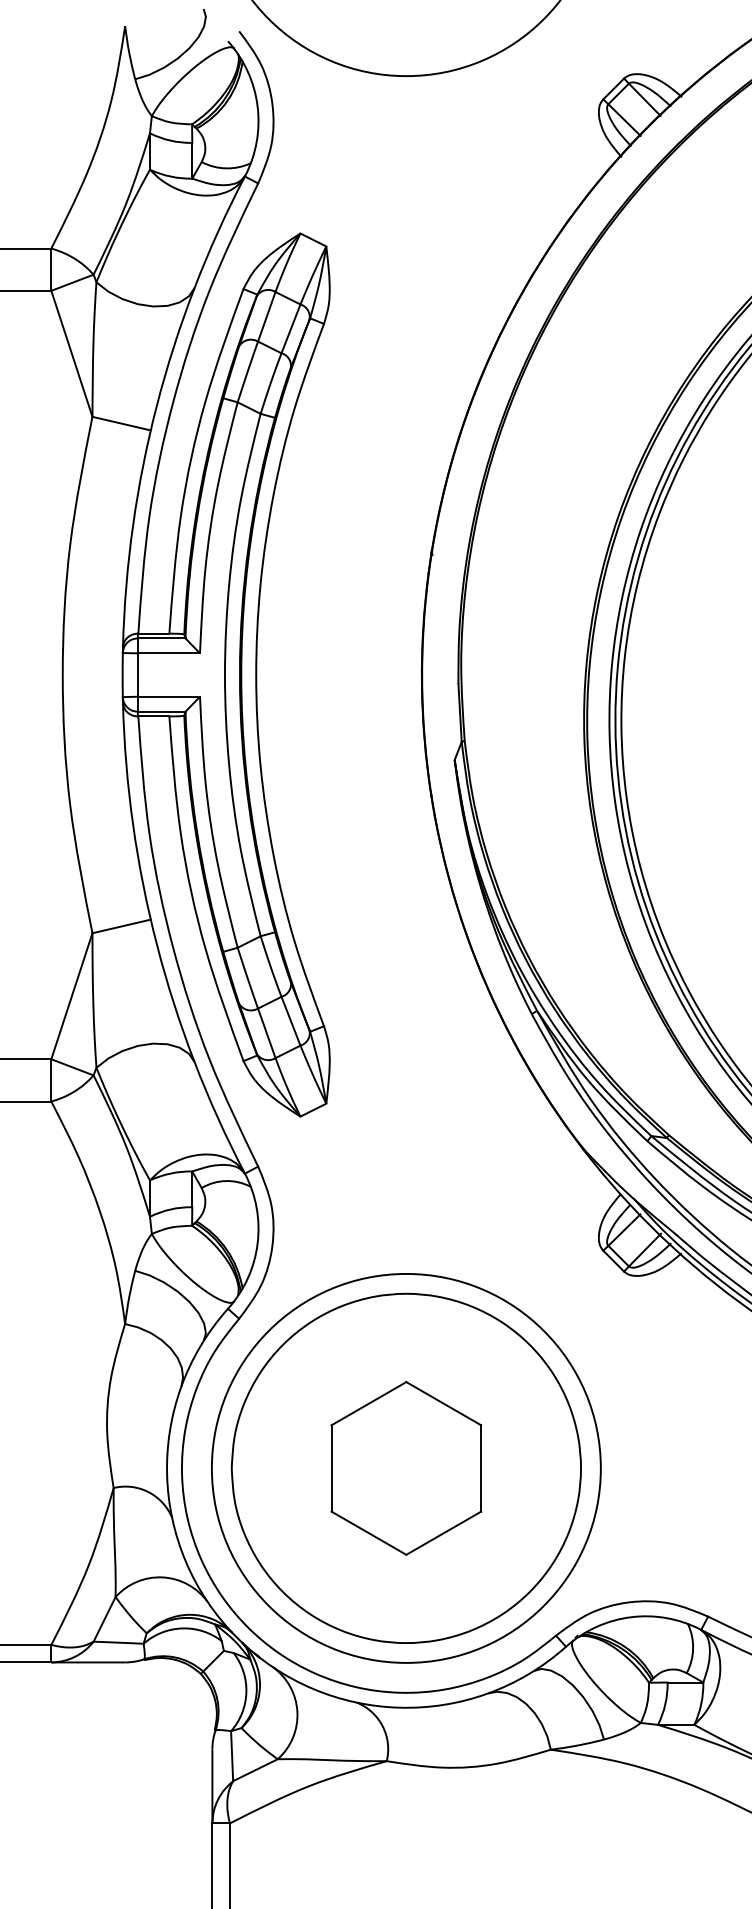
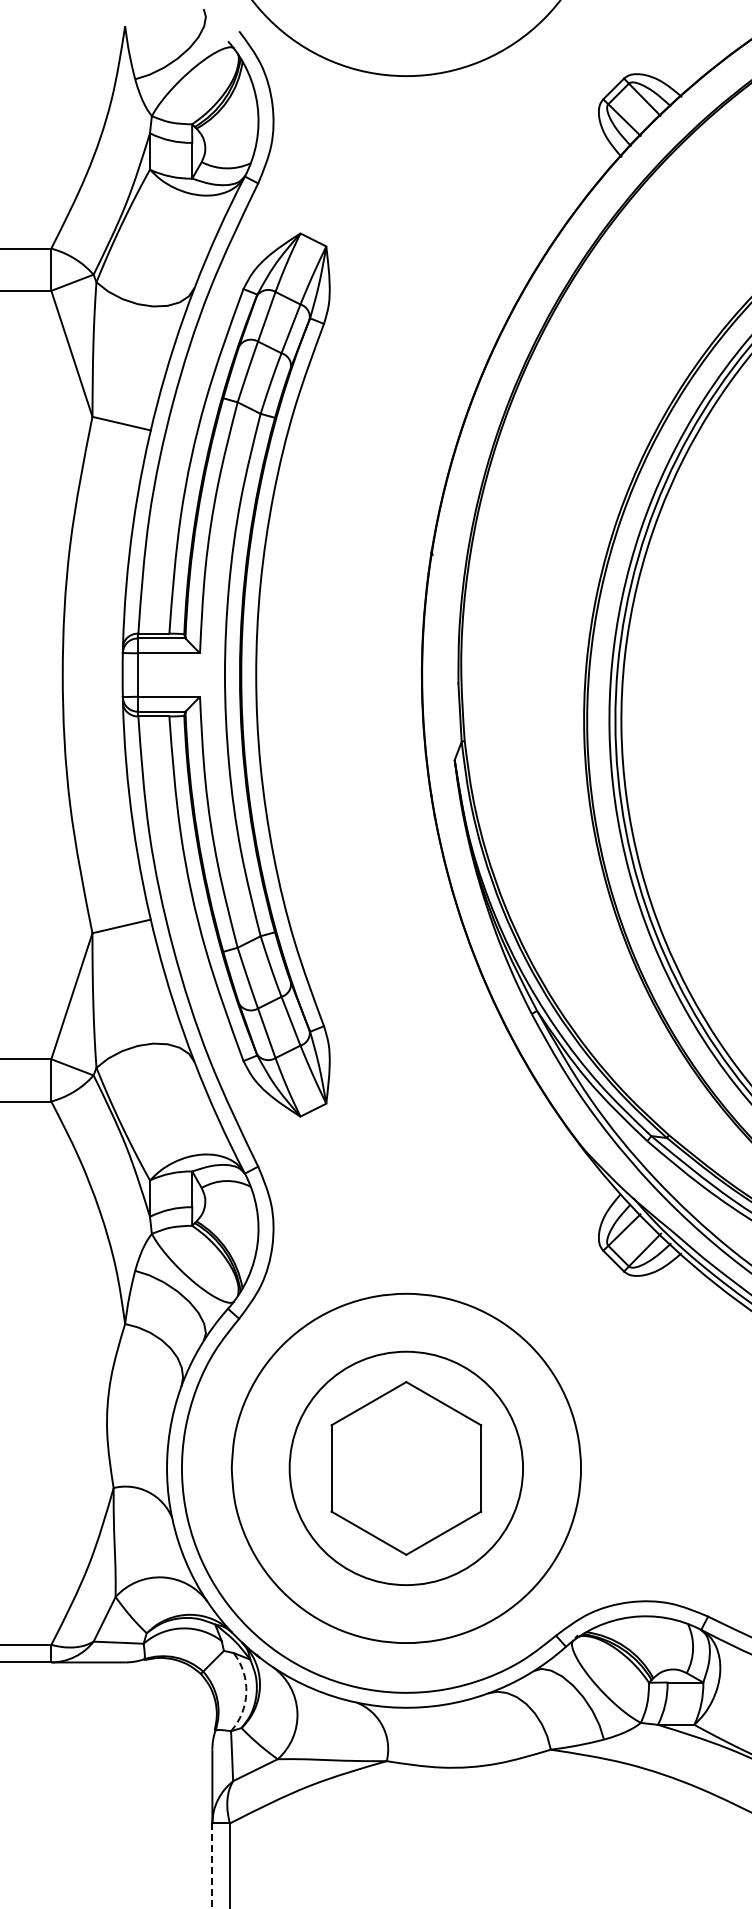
circle diameter: 389 px -> 233 px (406, 1468)
arc: solid -> dashed (246, 1692)
line: solid -> dashed (212, 1866)
